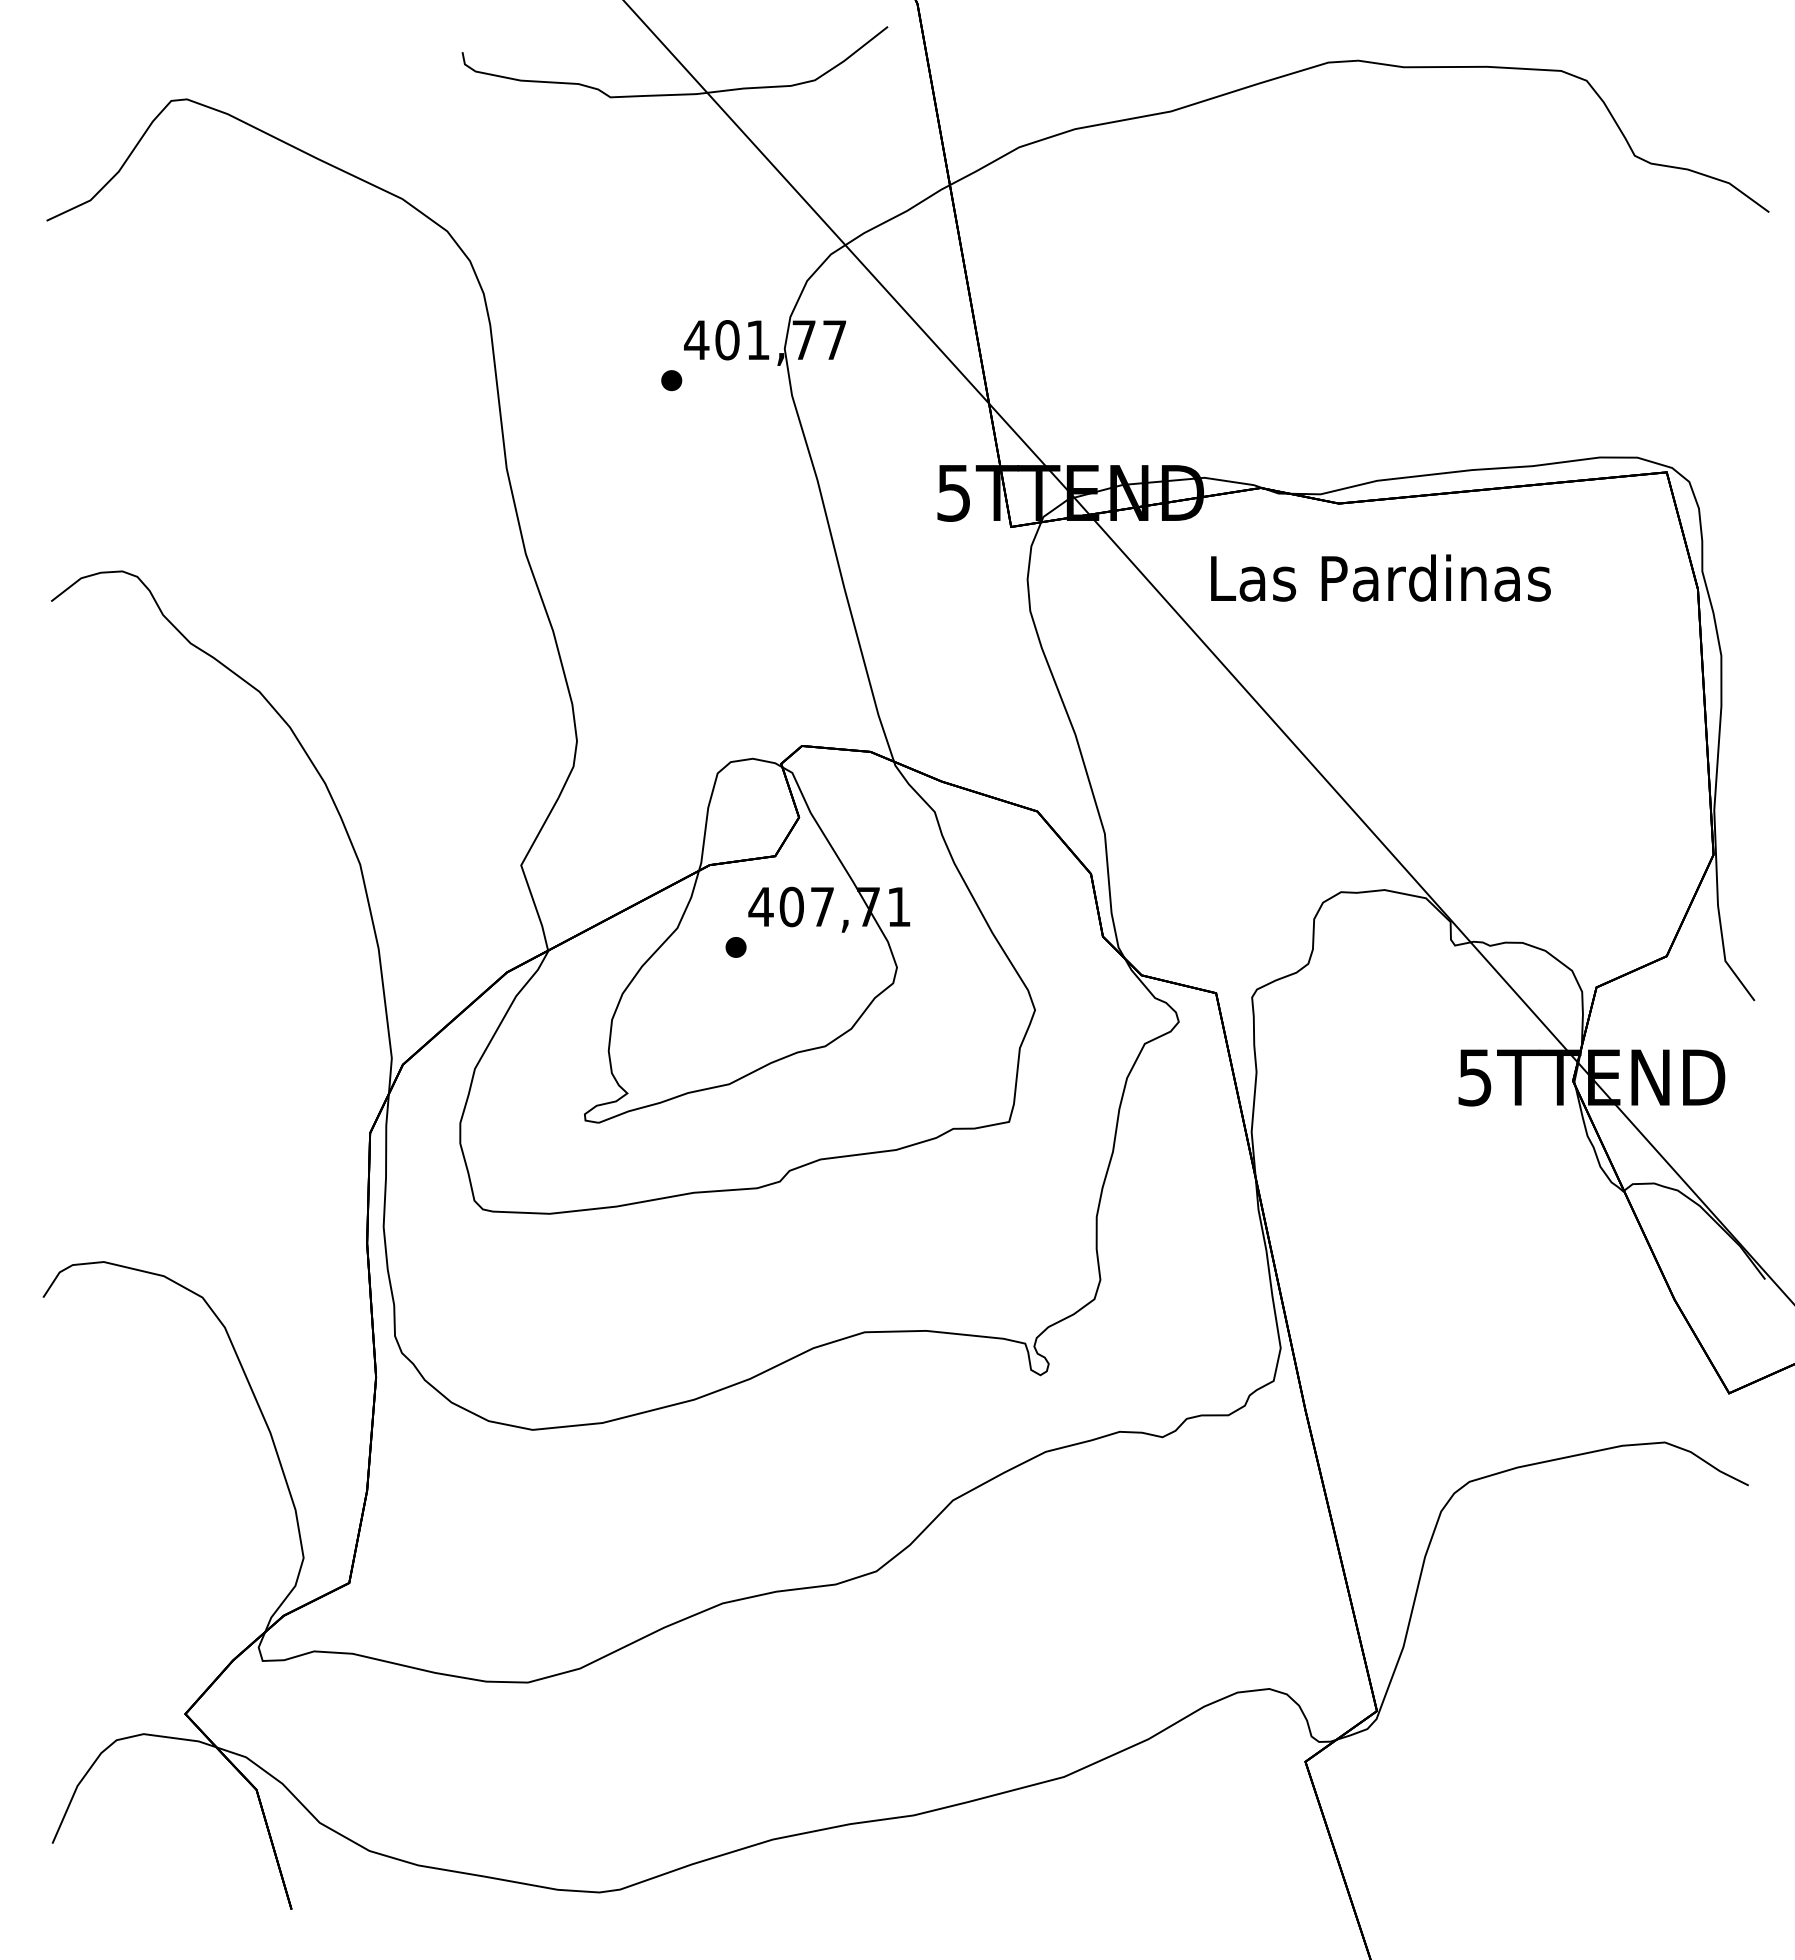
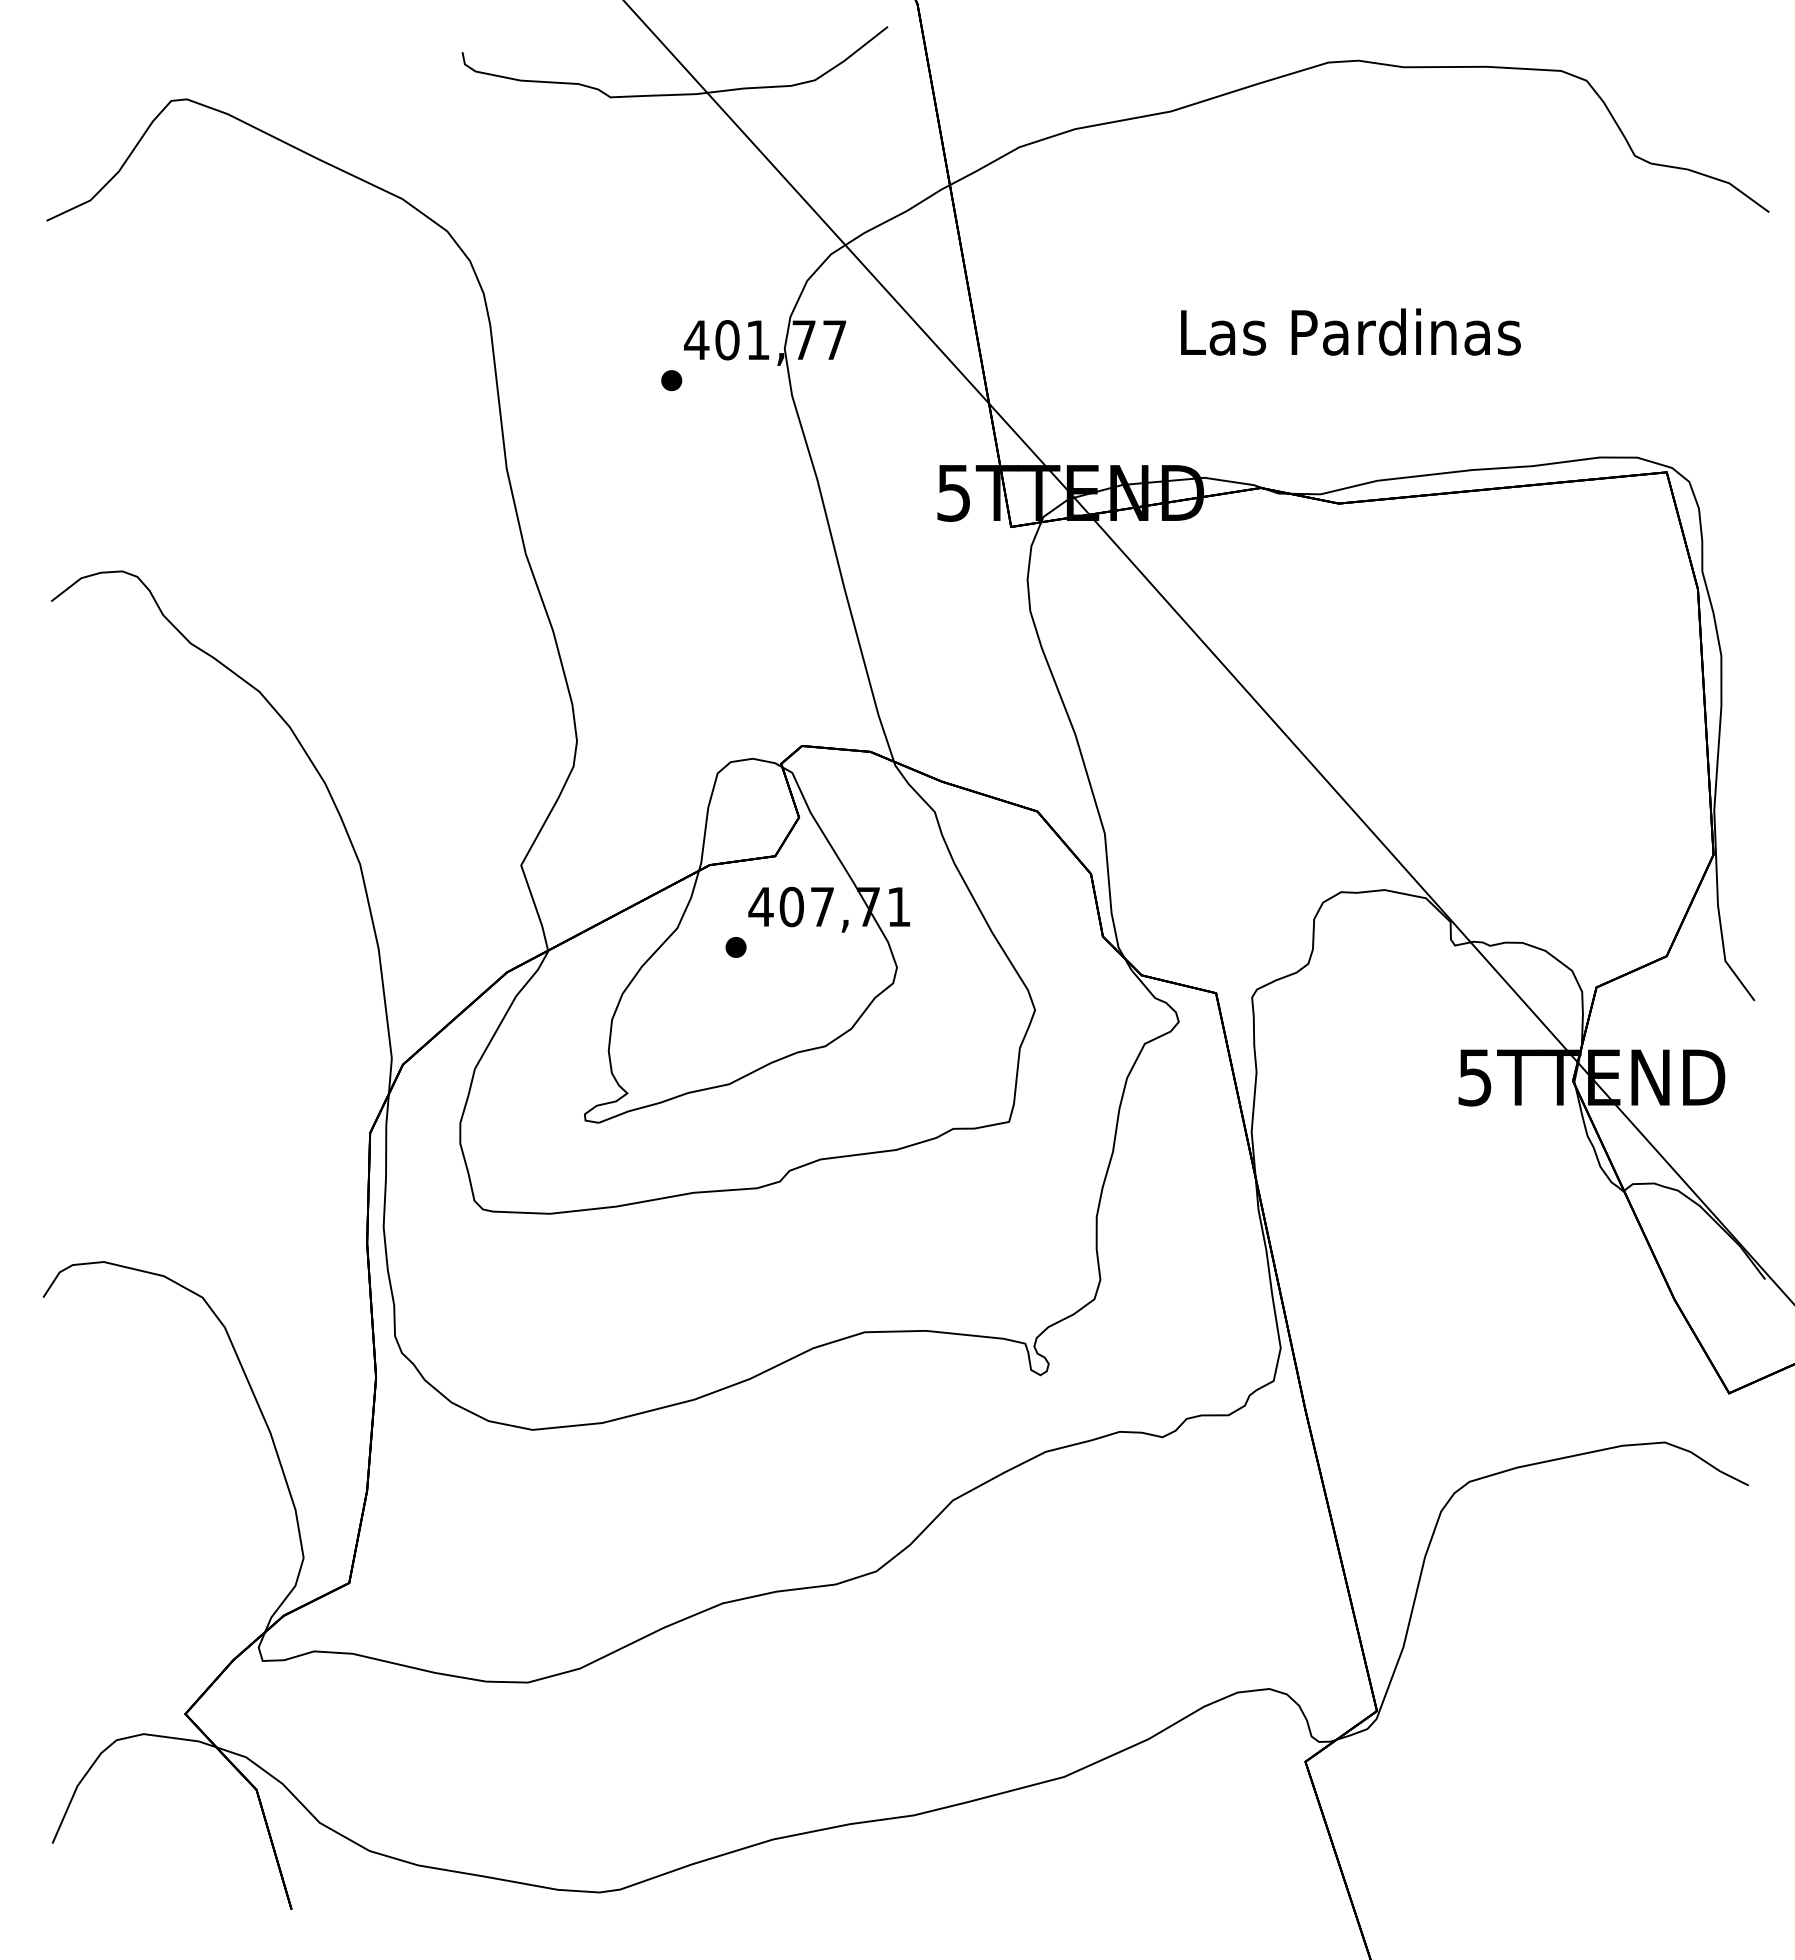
text position: (1380, 577) -> (1350, 331) (1350, 331)
